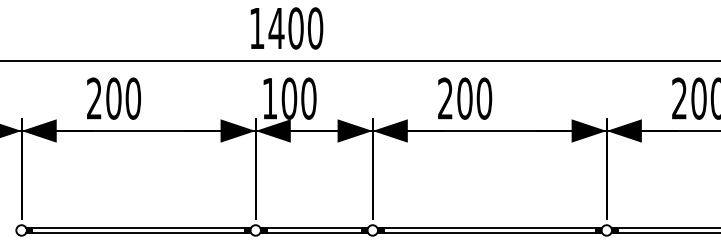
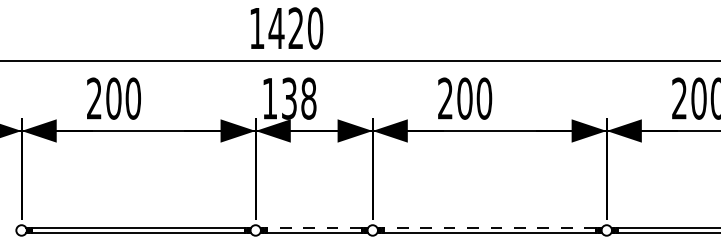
text: 1400 -> 1420 (295, 28)
text: 100 -> 138 (298, 98)
line: solid -> dashed (314, 227)
line: solid -> dashed (489, 227)
